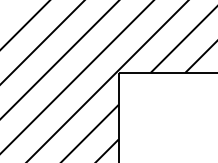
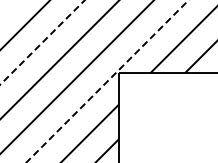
line: solid -> dashed (42, 42)
line: solid -> dashed (107, 81)
